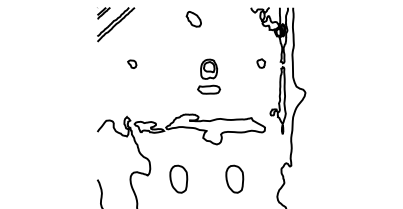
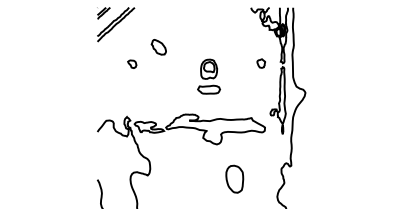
part position: (193, 19) -> (158, 47) (158, 47)
part: present -> none (178, 178)
